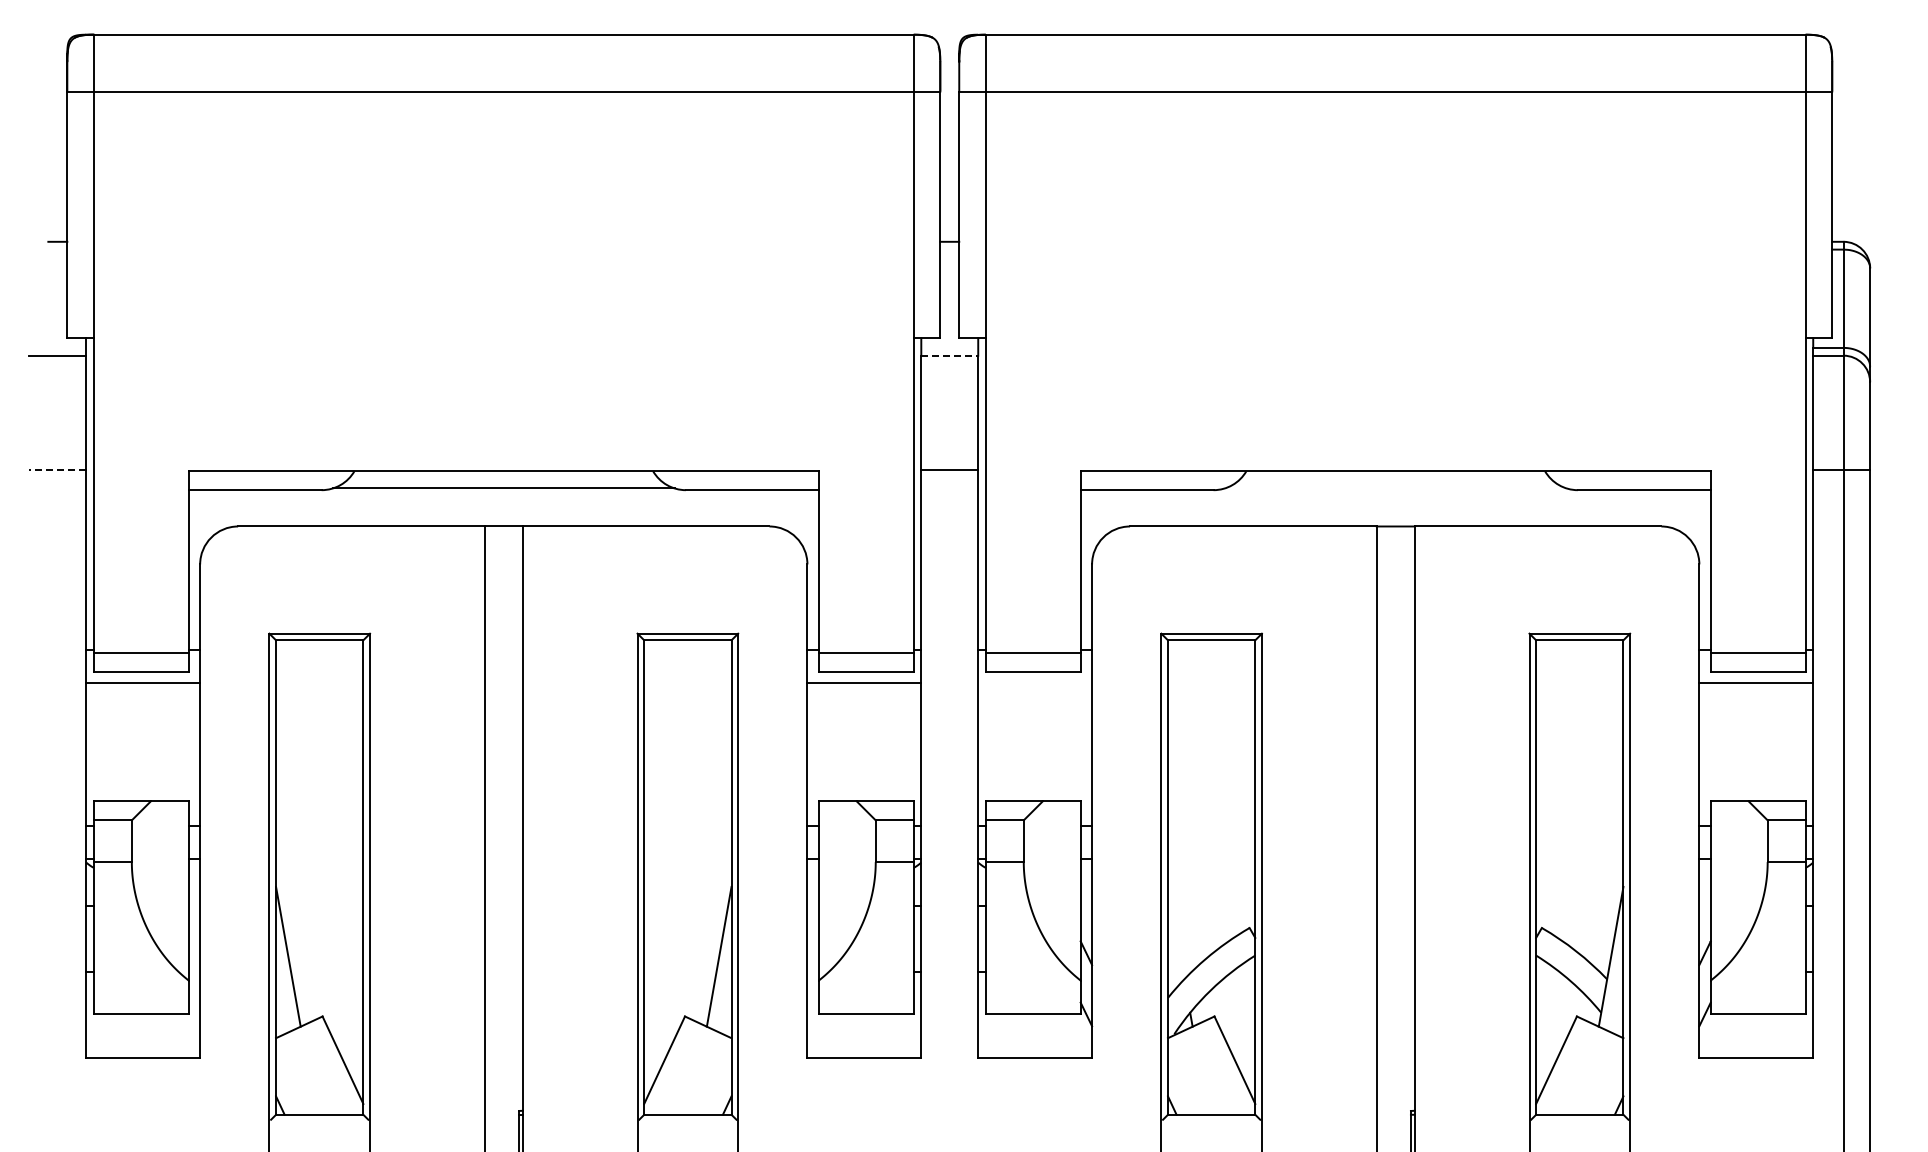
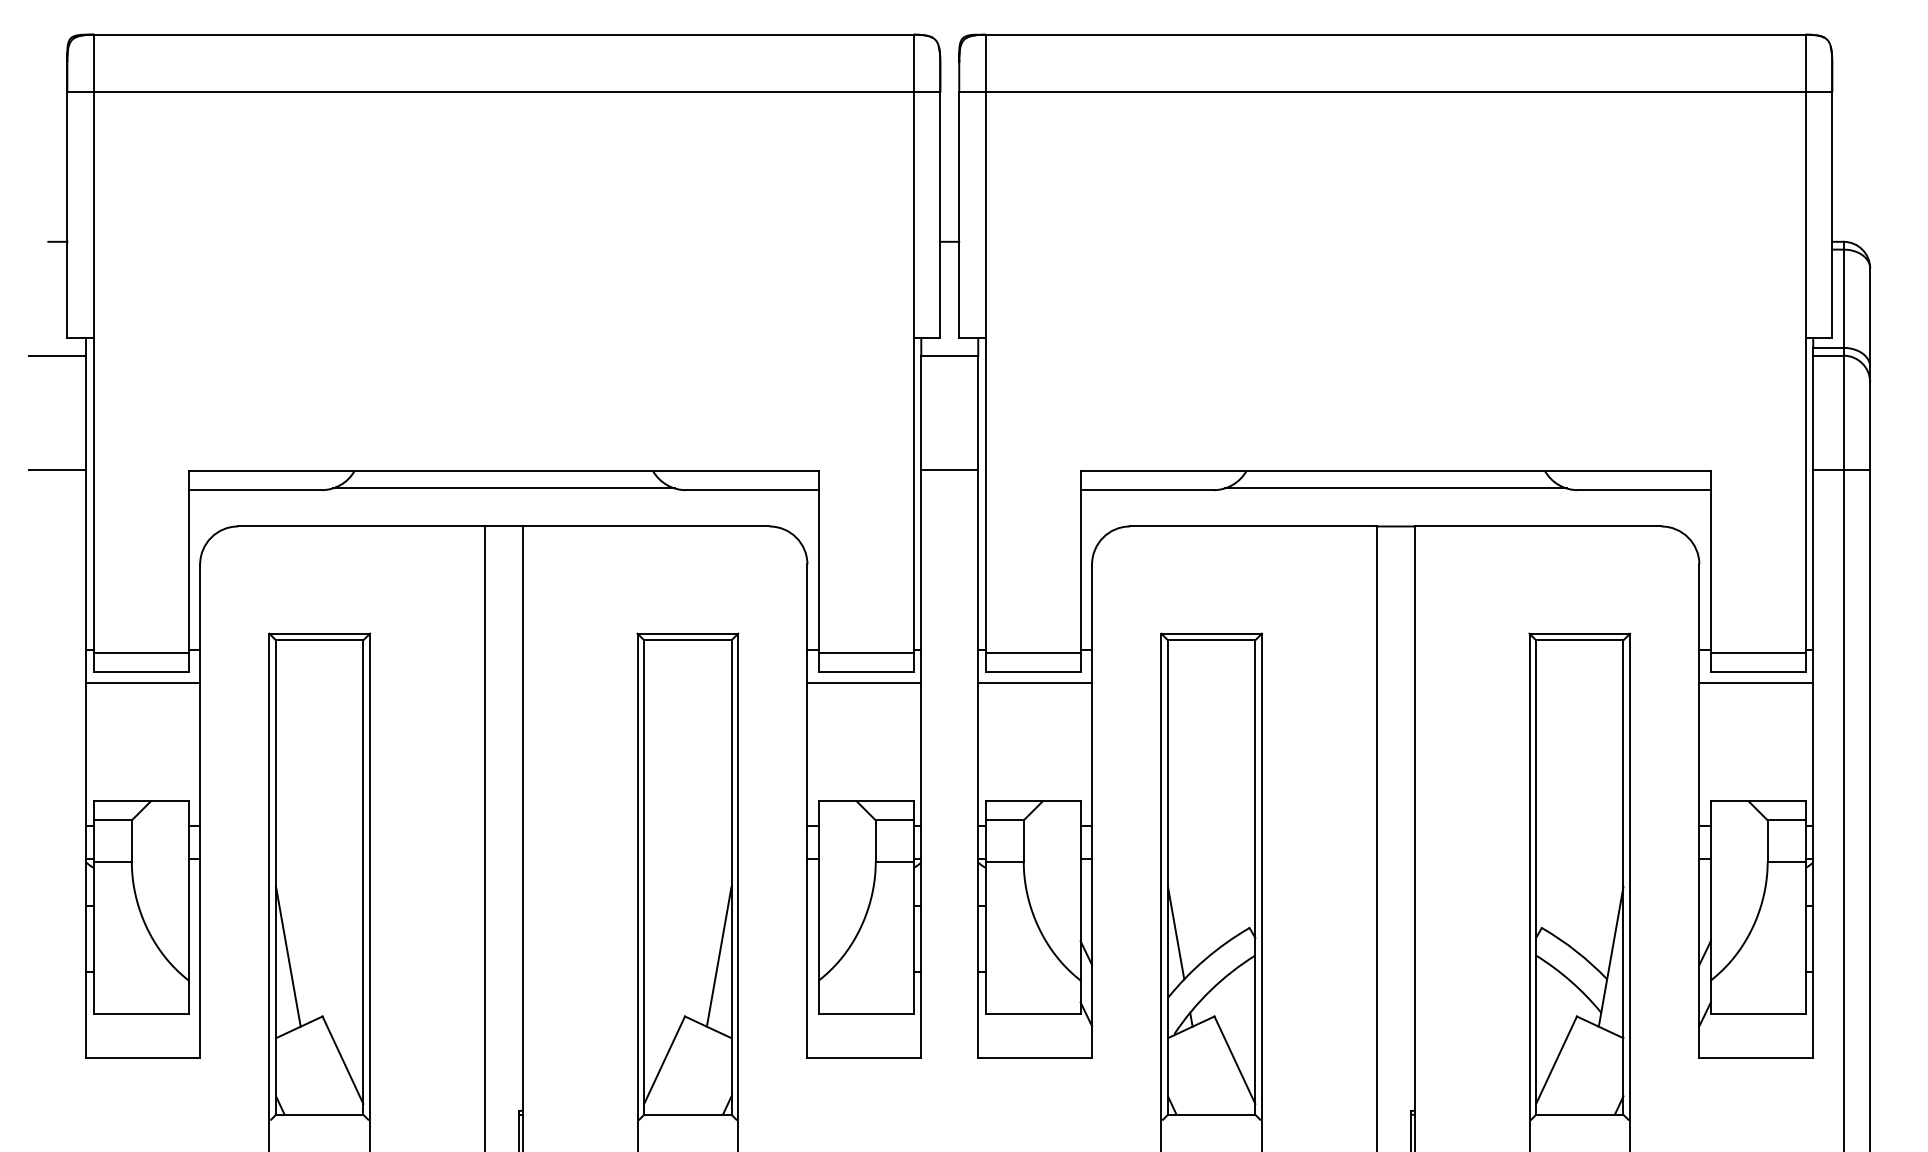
line: dashed -> solid (950, 355)
line: dashed -> solid (57, 469)
line: none -> present (1395, 488)
line: none -> present (1035, 682)
line: none -> present (1176, 932)
